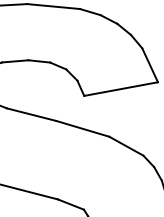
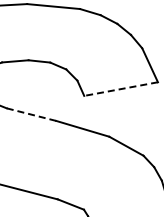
line: solid -> dashed (120, 89)
line: solid -> dashed (31, 114)
